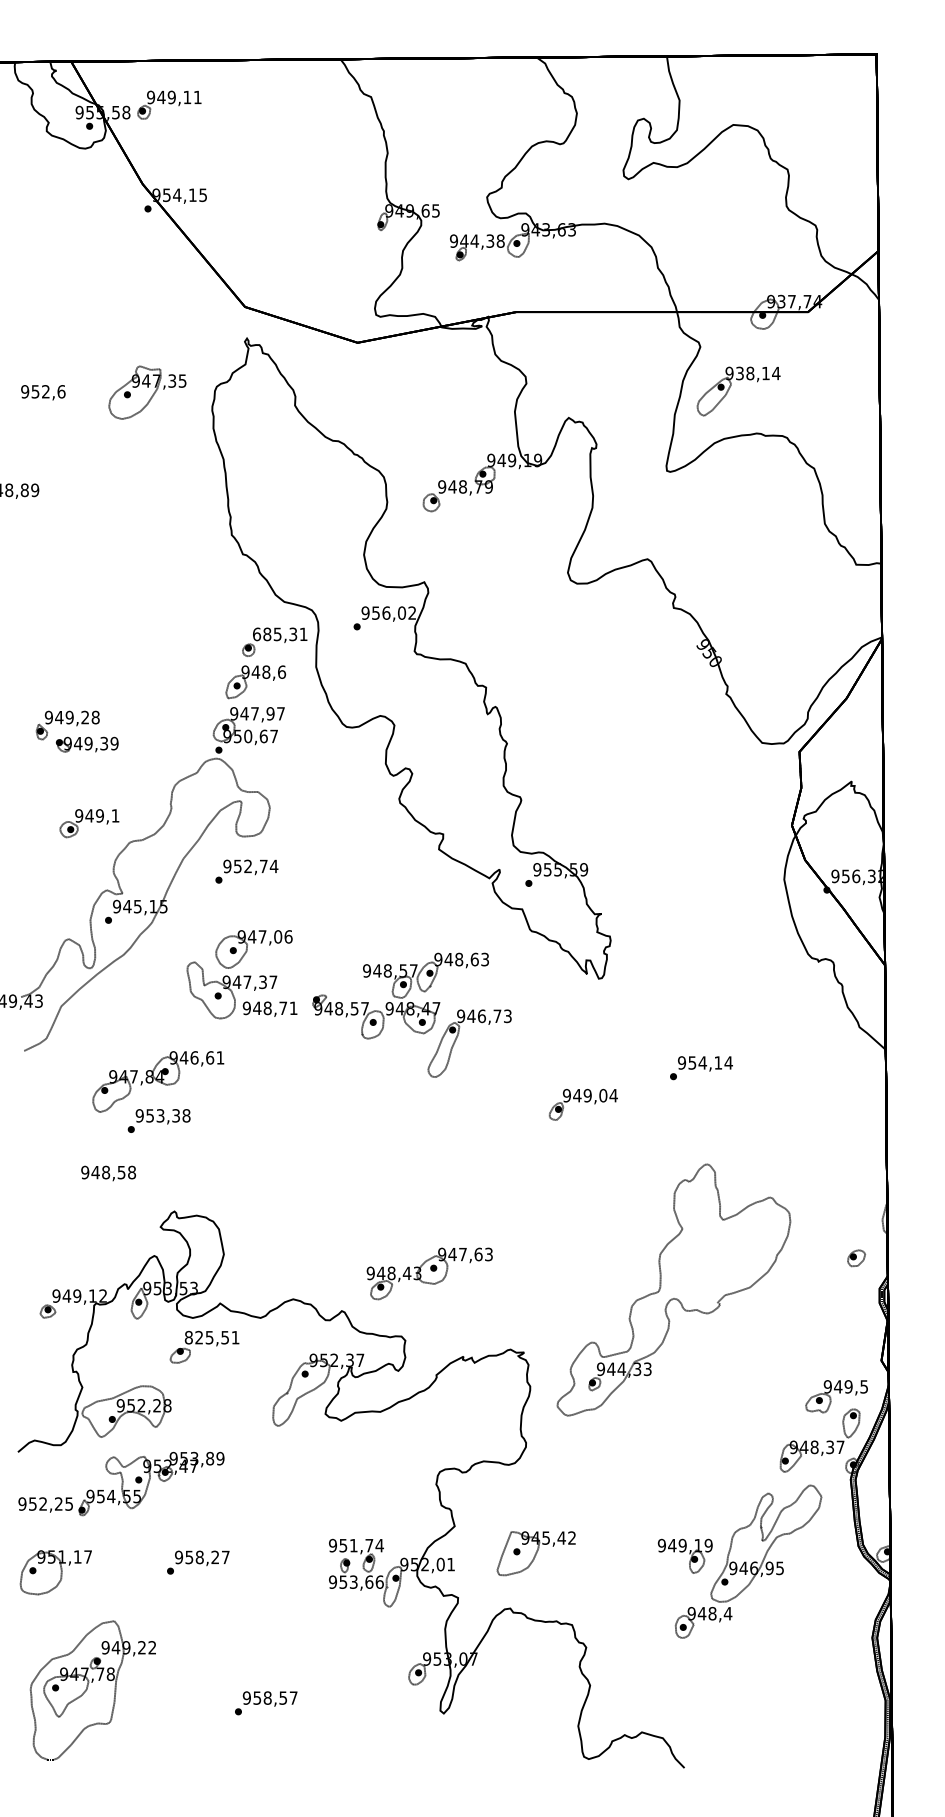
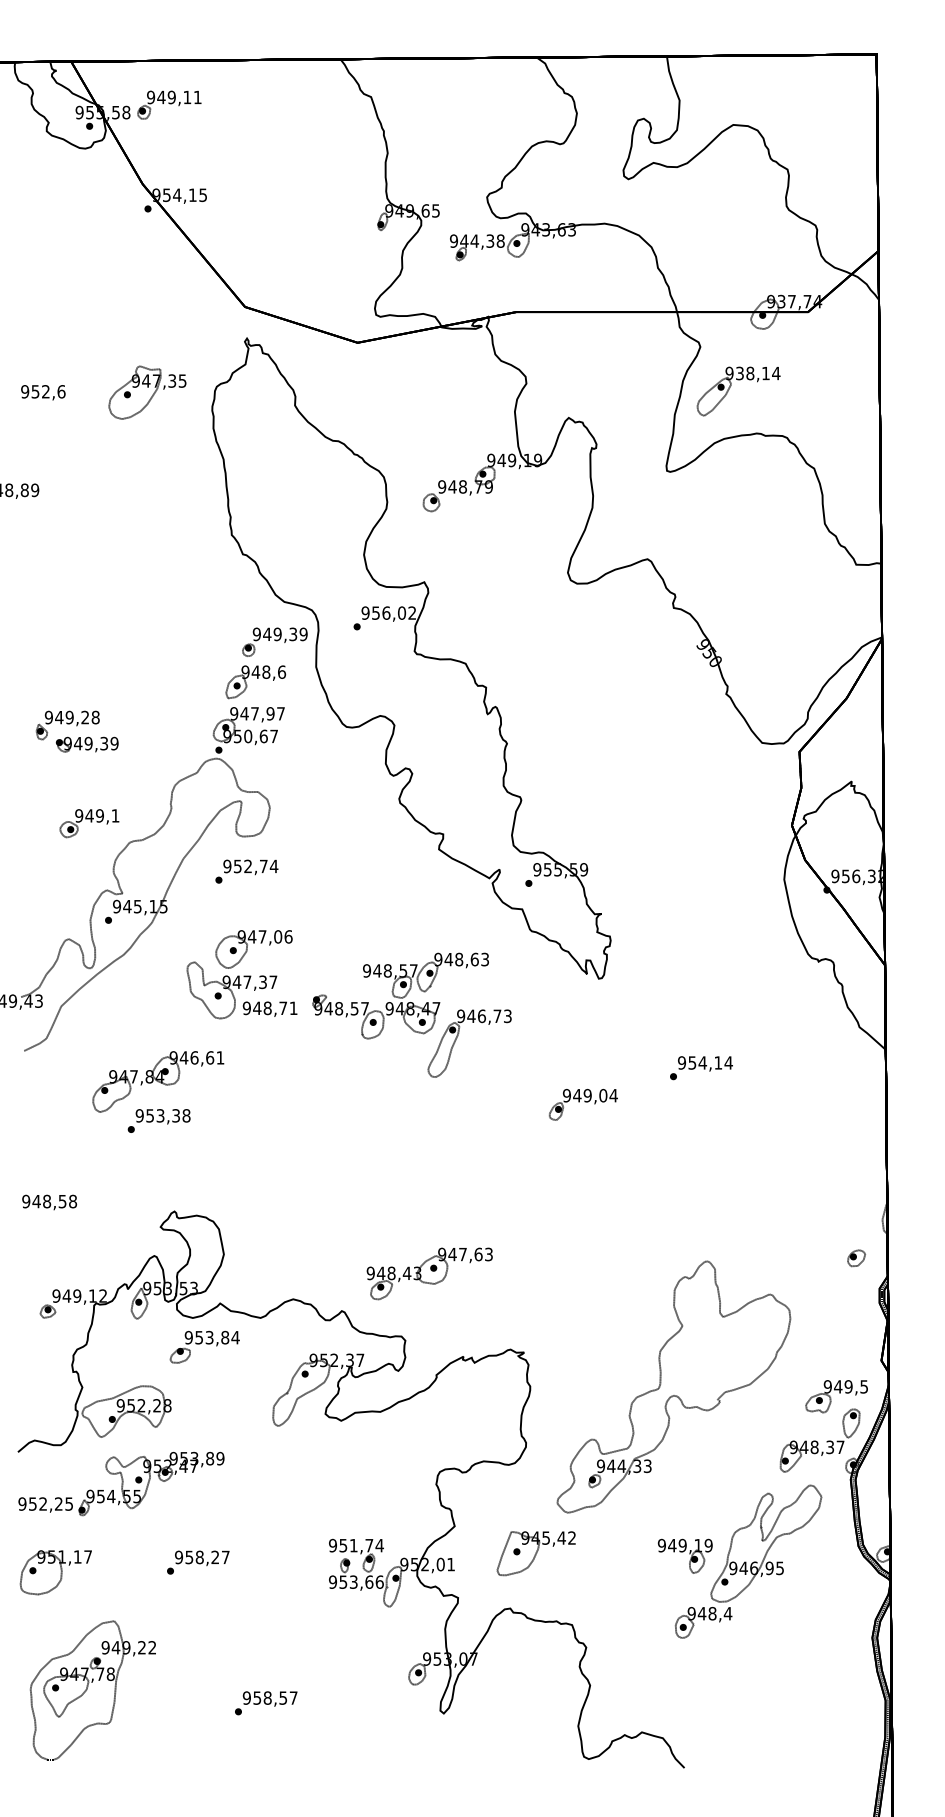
text: 685,31 -> 949,39 (279, 634)
text position: (108, 1173) -> (49, 1202) (49, 1202)
part position: (673, 1289) -> (673, 1386) (673, 1386)
text: 825,51 -> 953,84 (211, 1337)
